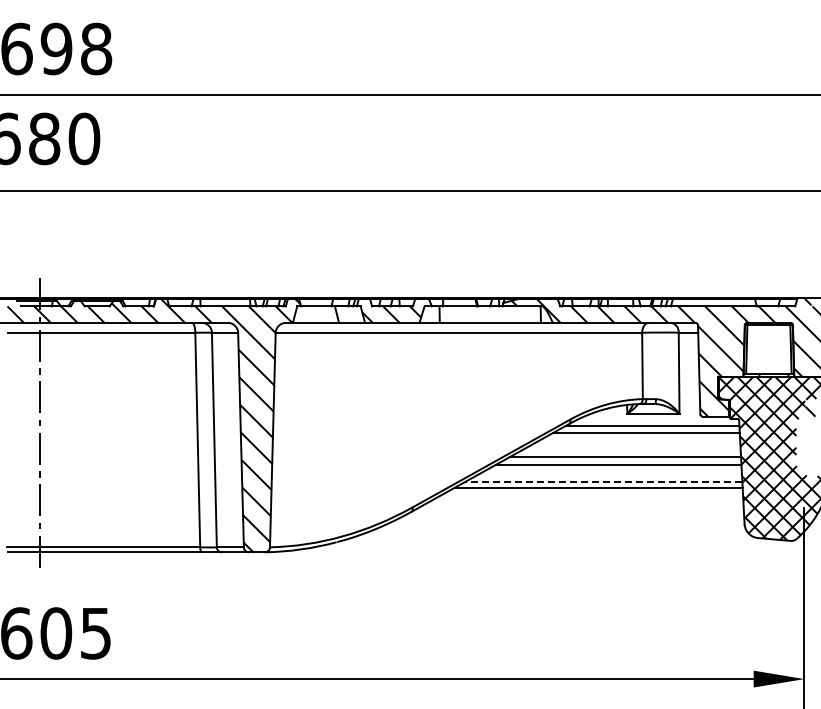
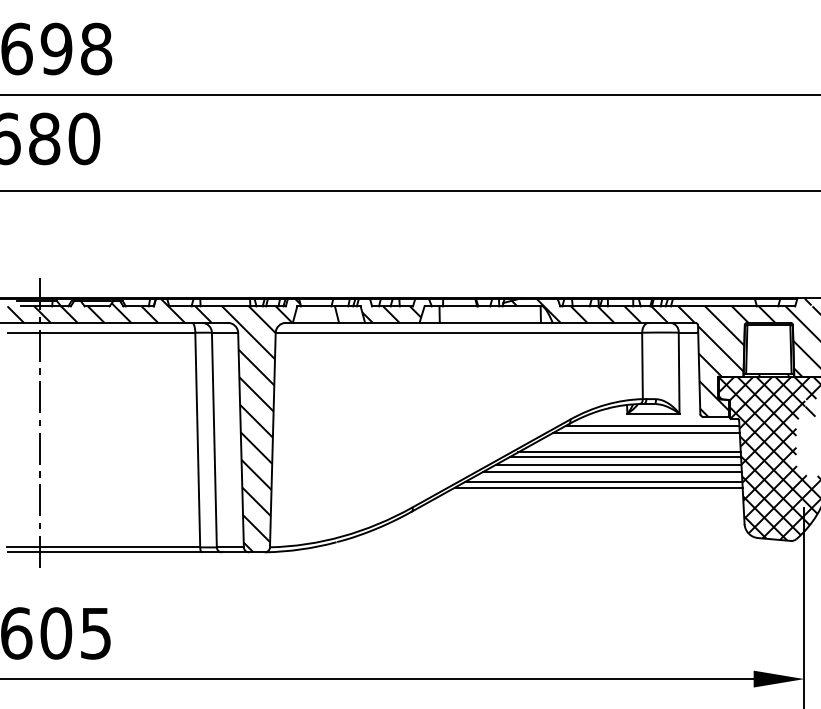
line: none -> present (629, 452)
line: none -> present (612, 471)
line: dashed -> solid (603, 482)
